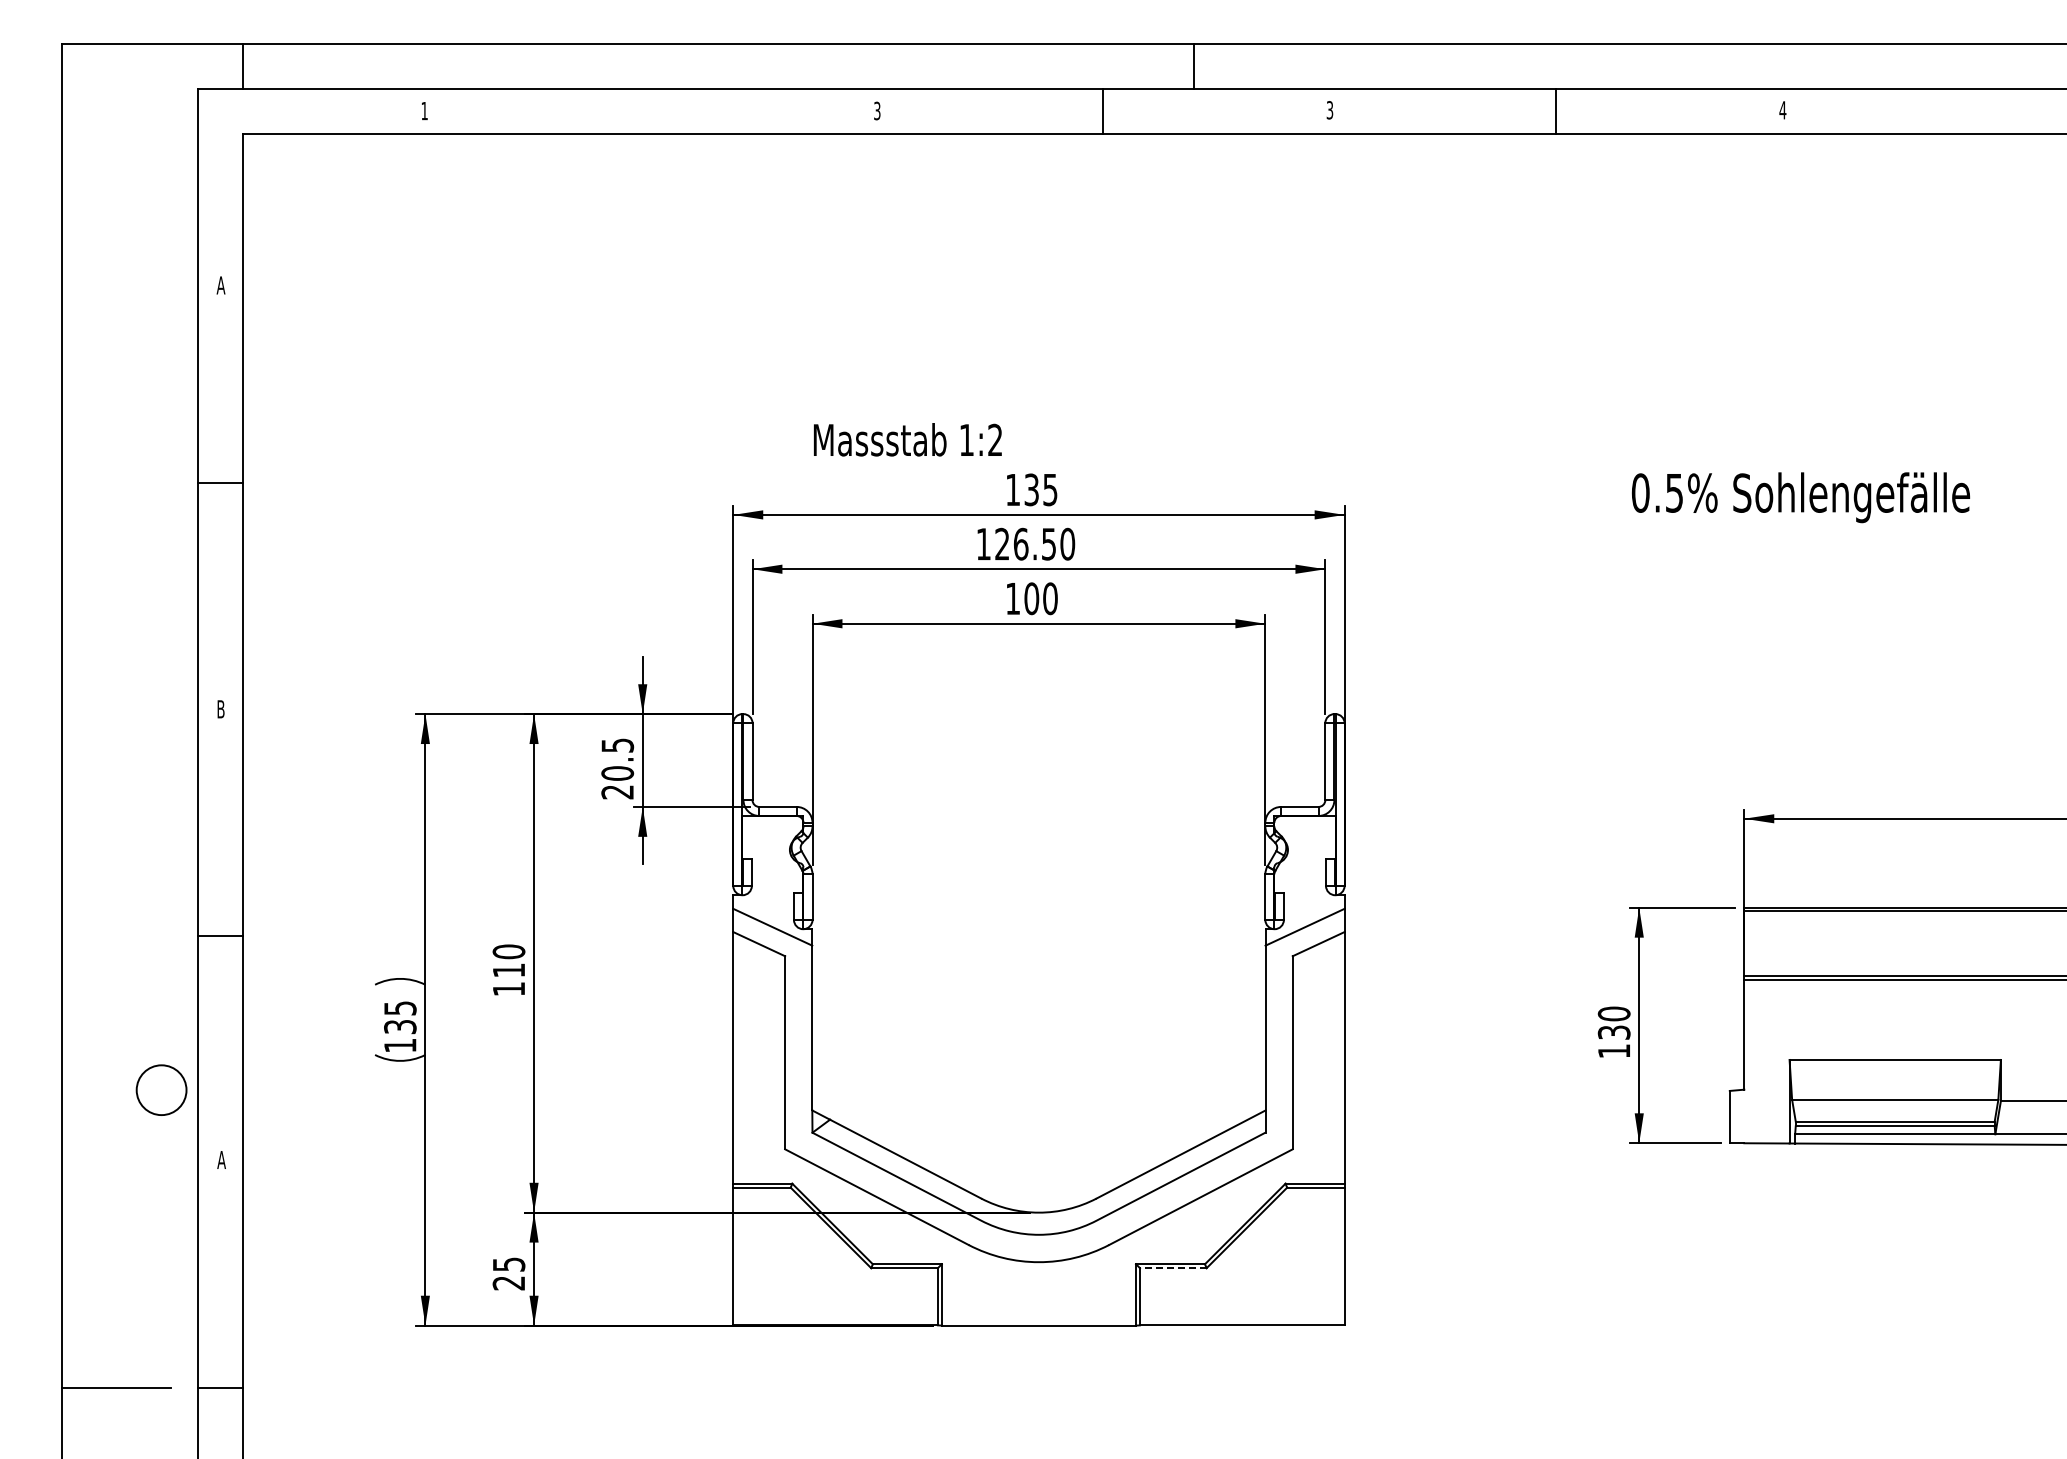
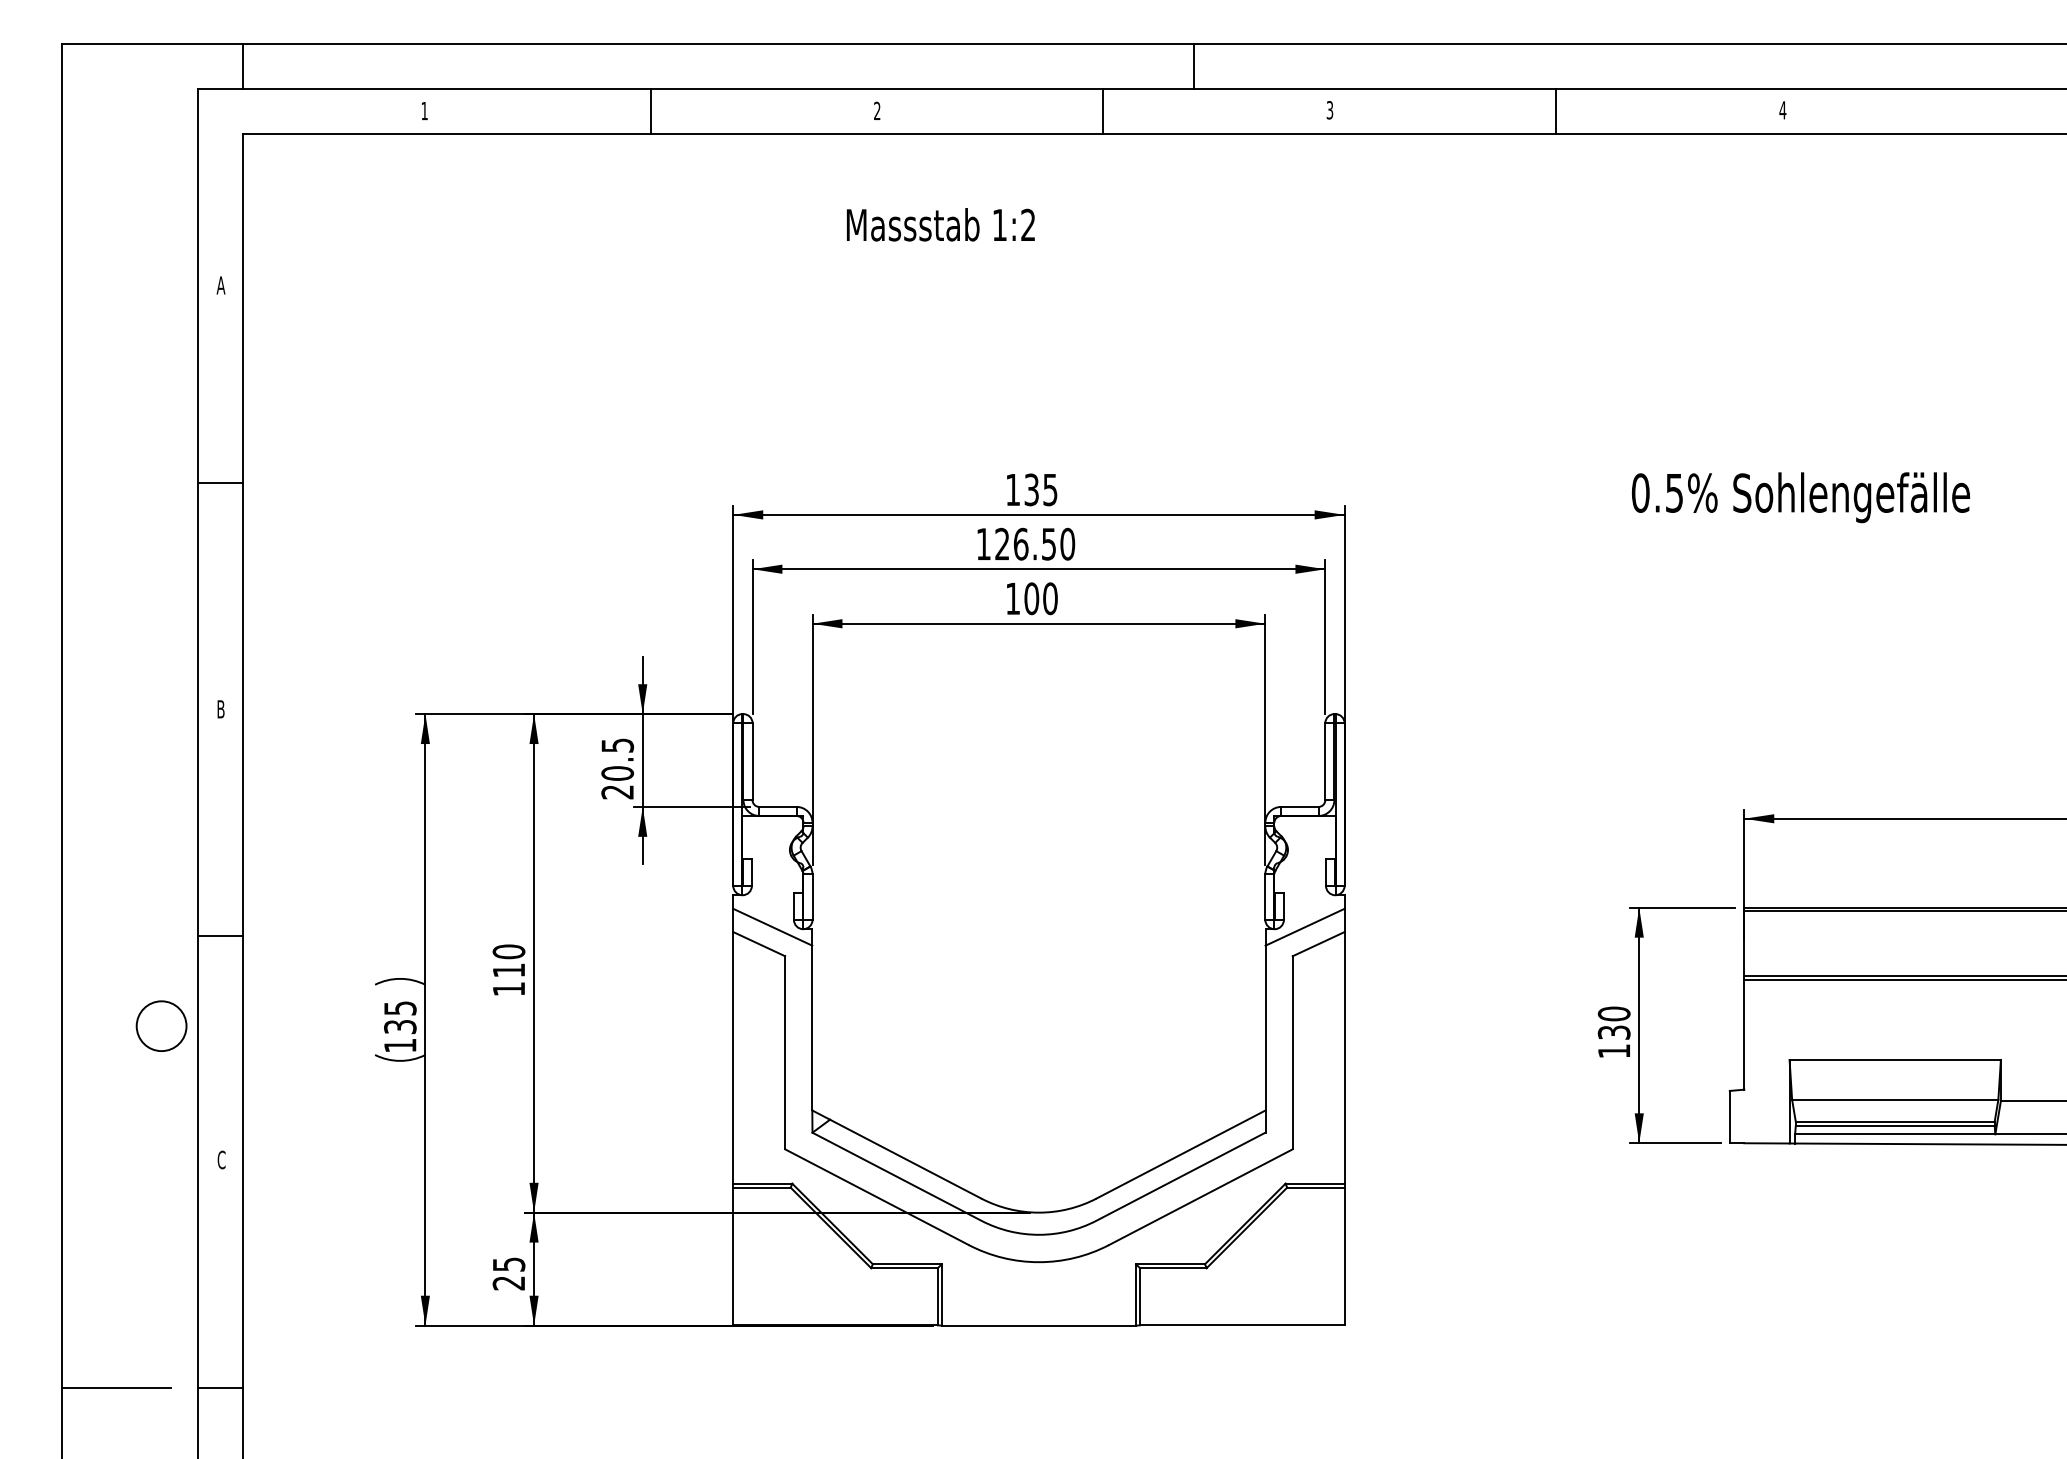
line: none -> present (650, 111)
text: 3 -> 2 (877, 111)
text position: (907, 439) -> (940, 224) (940, 224)
circle position: (161, 1089) -> (161, 1025) (161, 1025)
text: A -> C (221, 1159)
line: dashed -> solid (1172, 1268)
